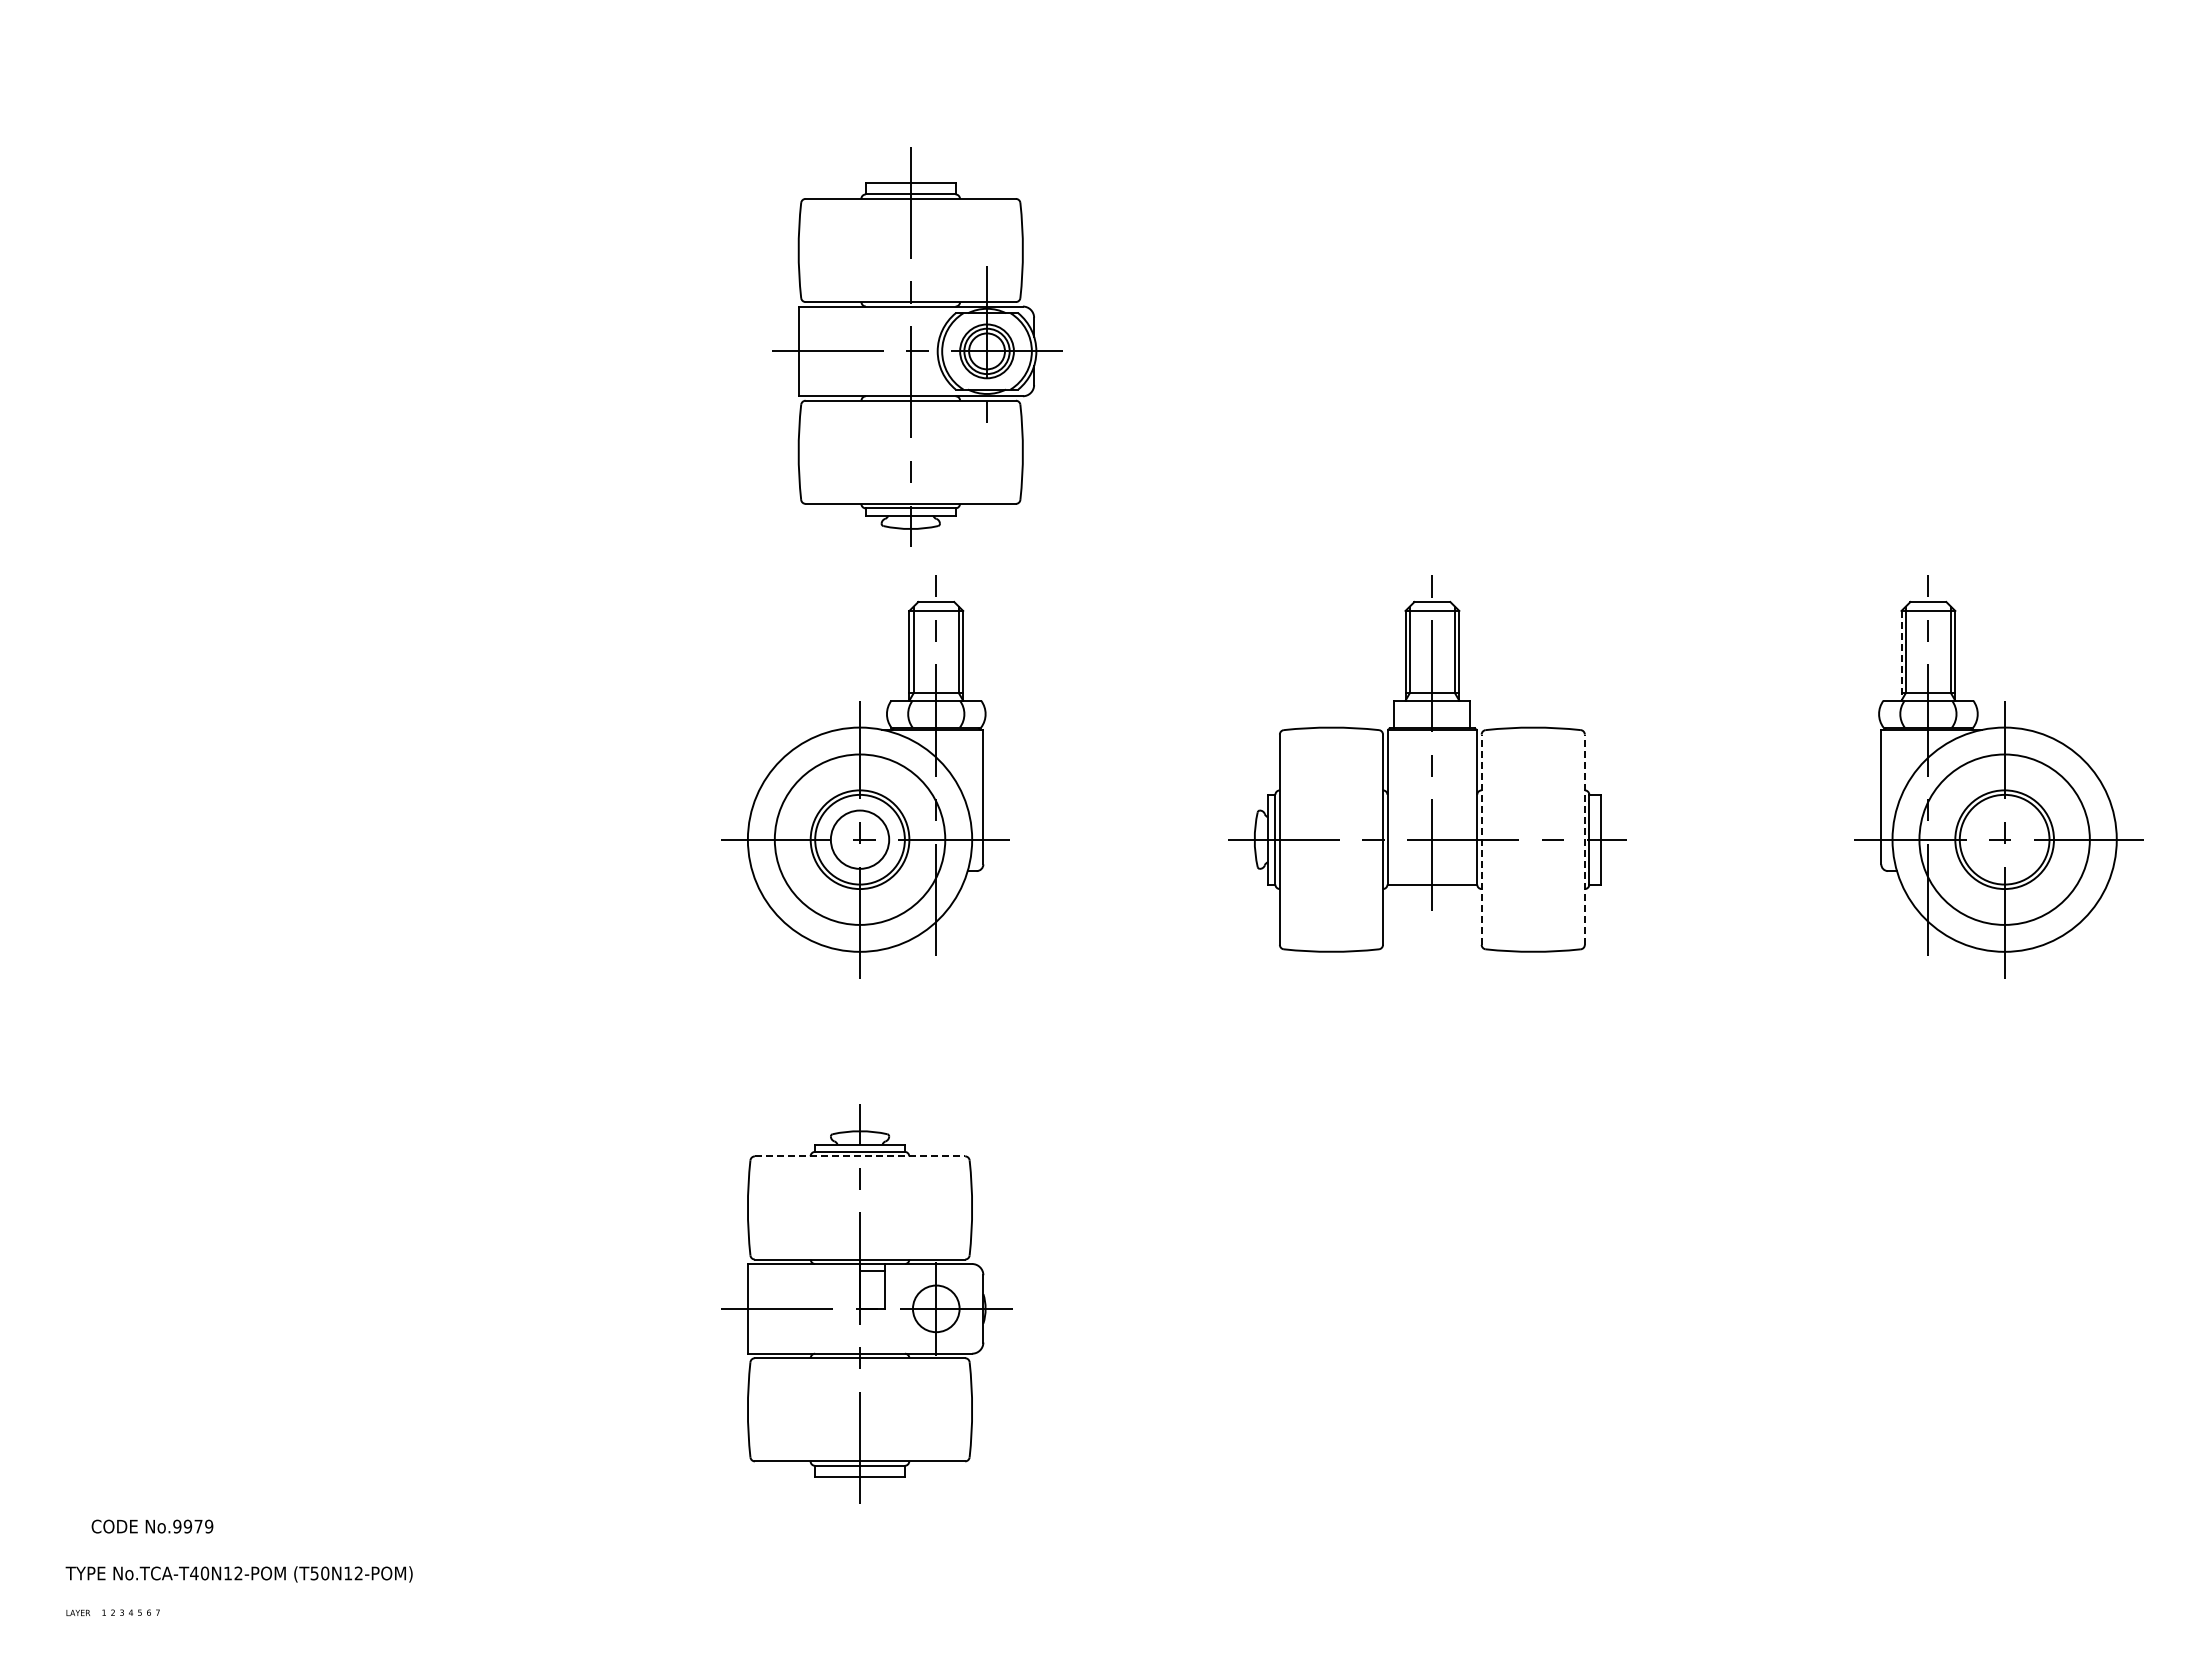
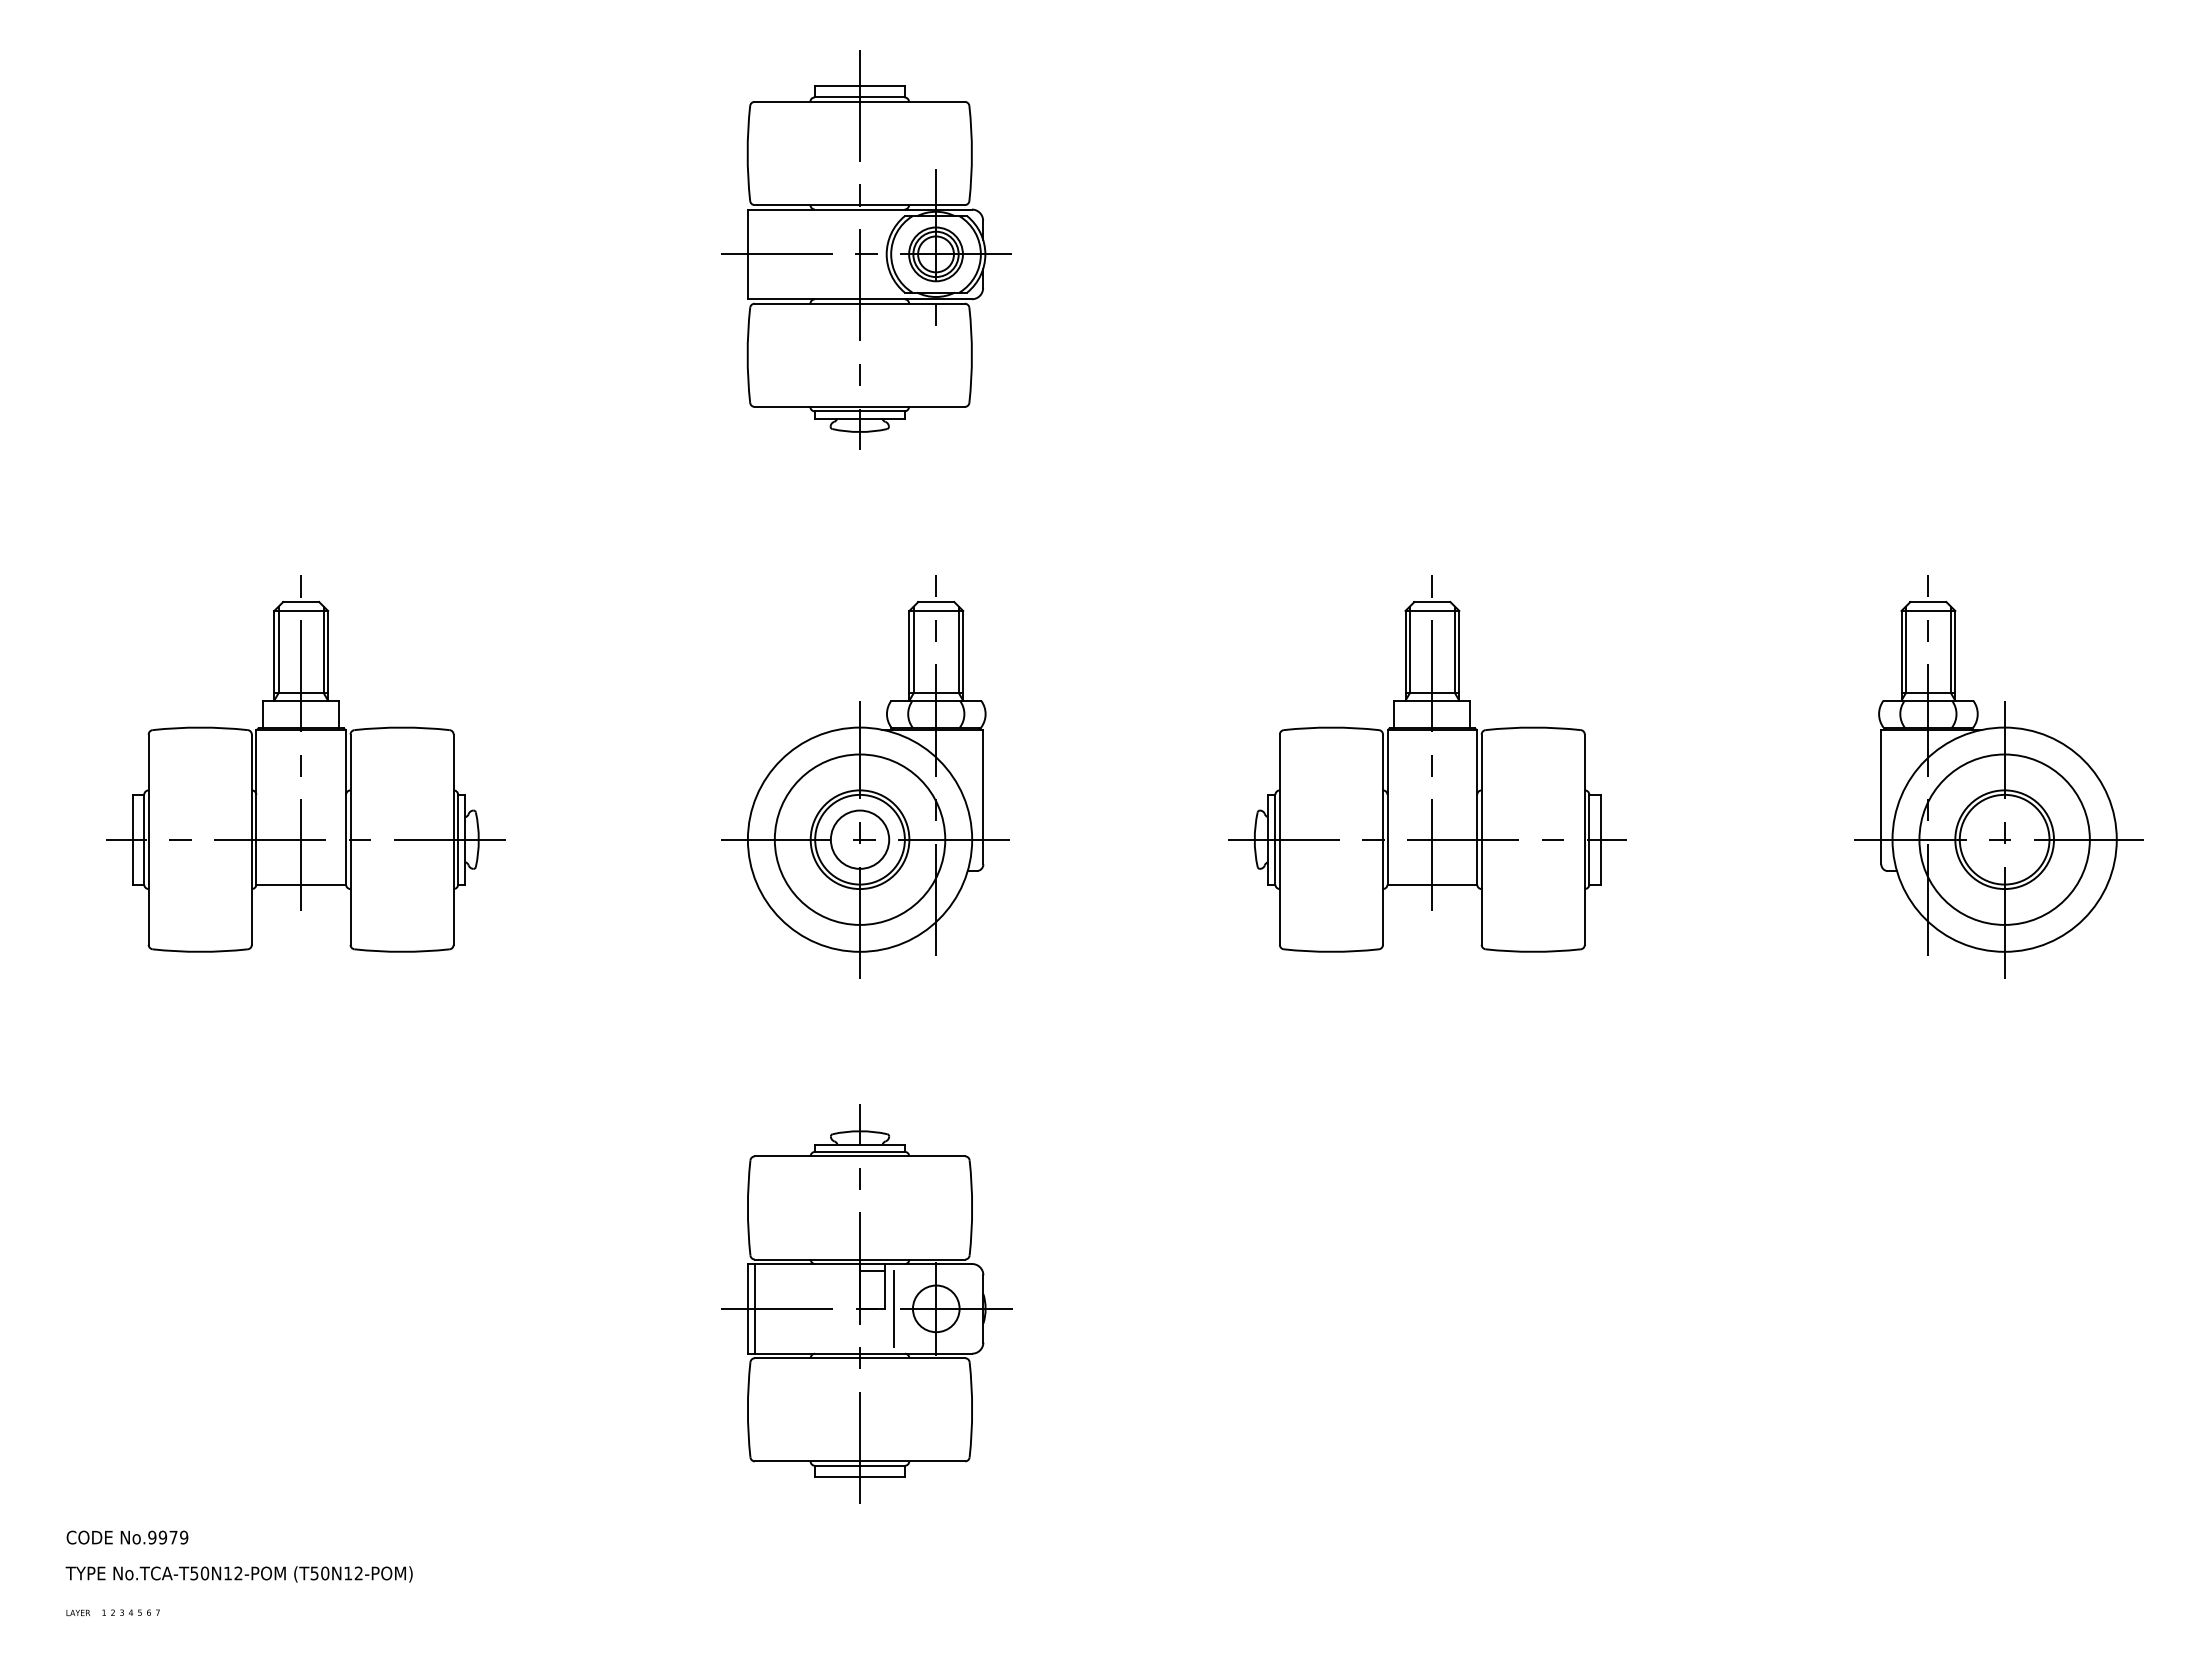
part position: (917, 346) -> (866, 249) (866, 249)
line: dashed -> solid (1901, 655)
part: none -> present (305, 763)
line: dashed -> solid (1481, 839)
line: dashed -> solid (1584, 839)
line: dashed -> solid (860, 1156)
line: none -> present (754, 1308)
line: none -> present (893, 1308)
text position: (152, 1526) -> (127, 1537) (127, 1537)
text: No.TCA-T40N12-POM -> No.TCA-T50N12-POM (194, 1573)
